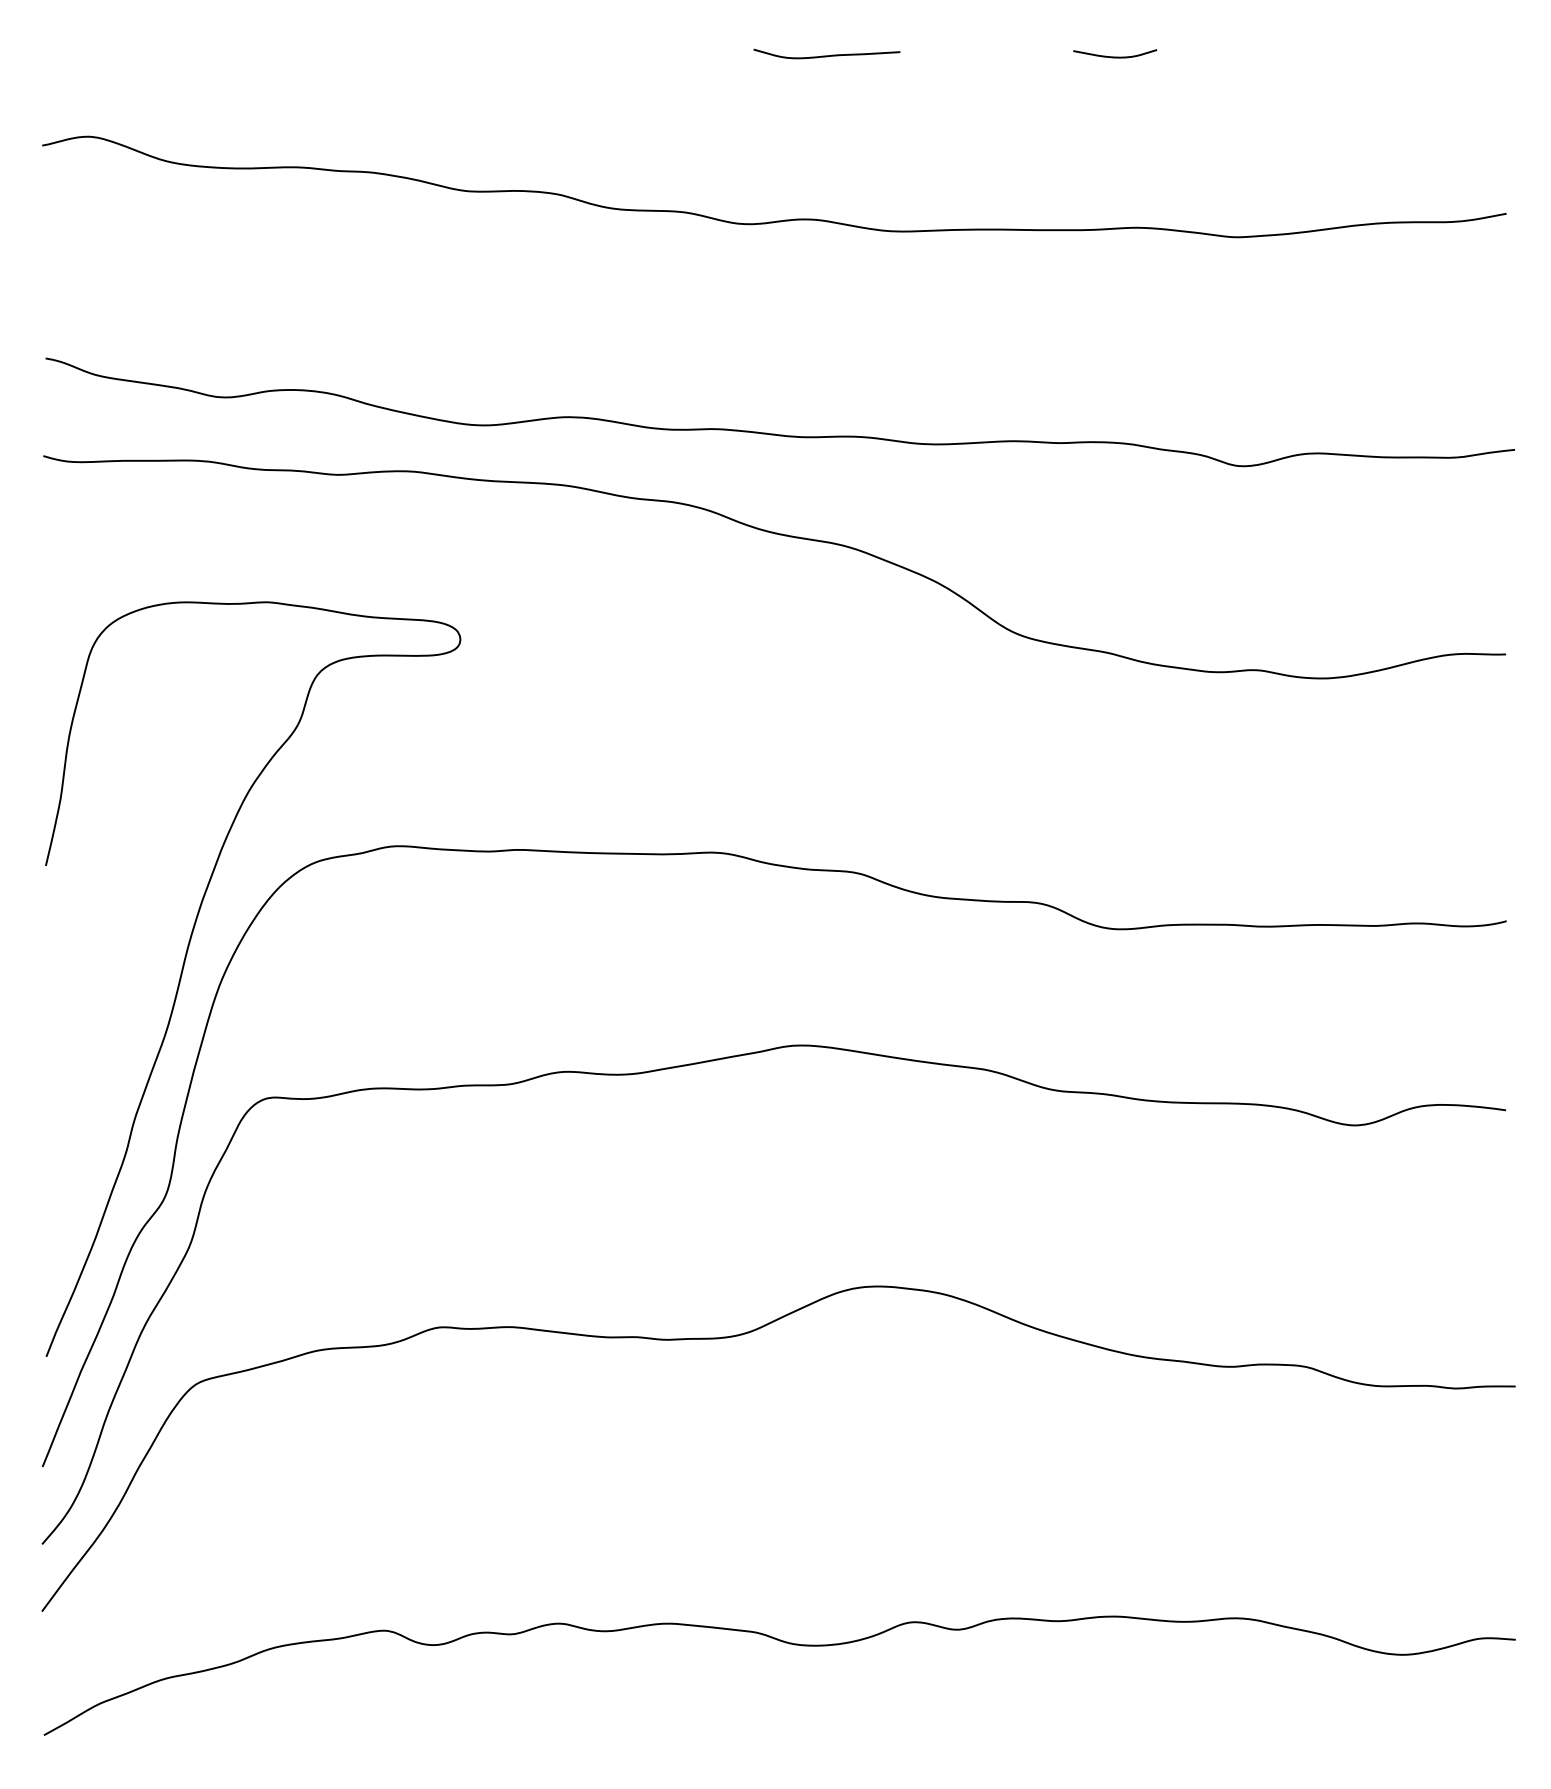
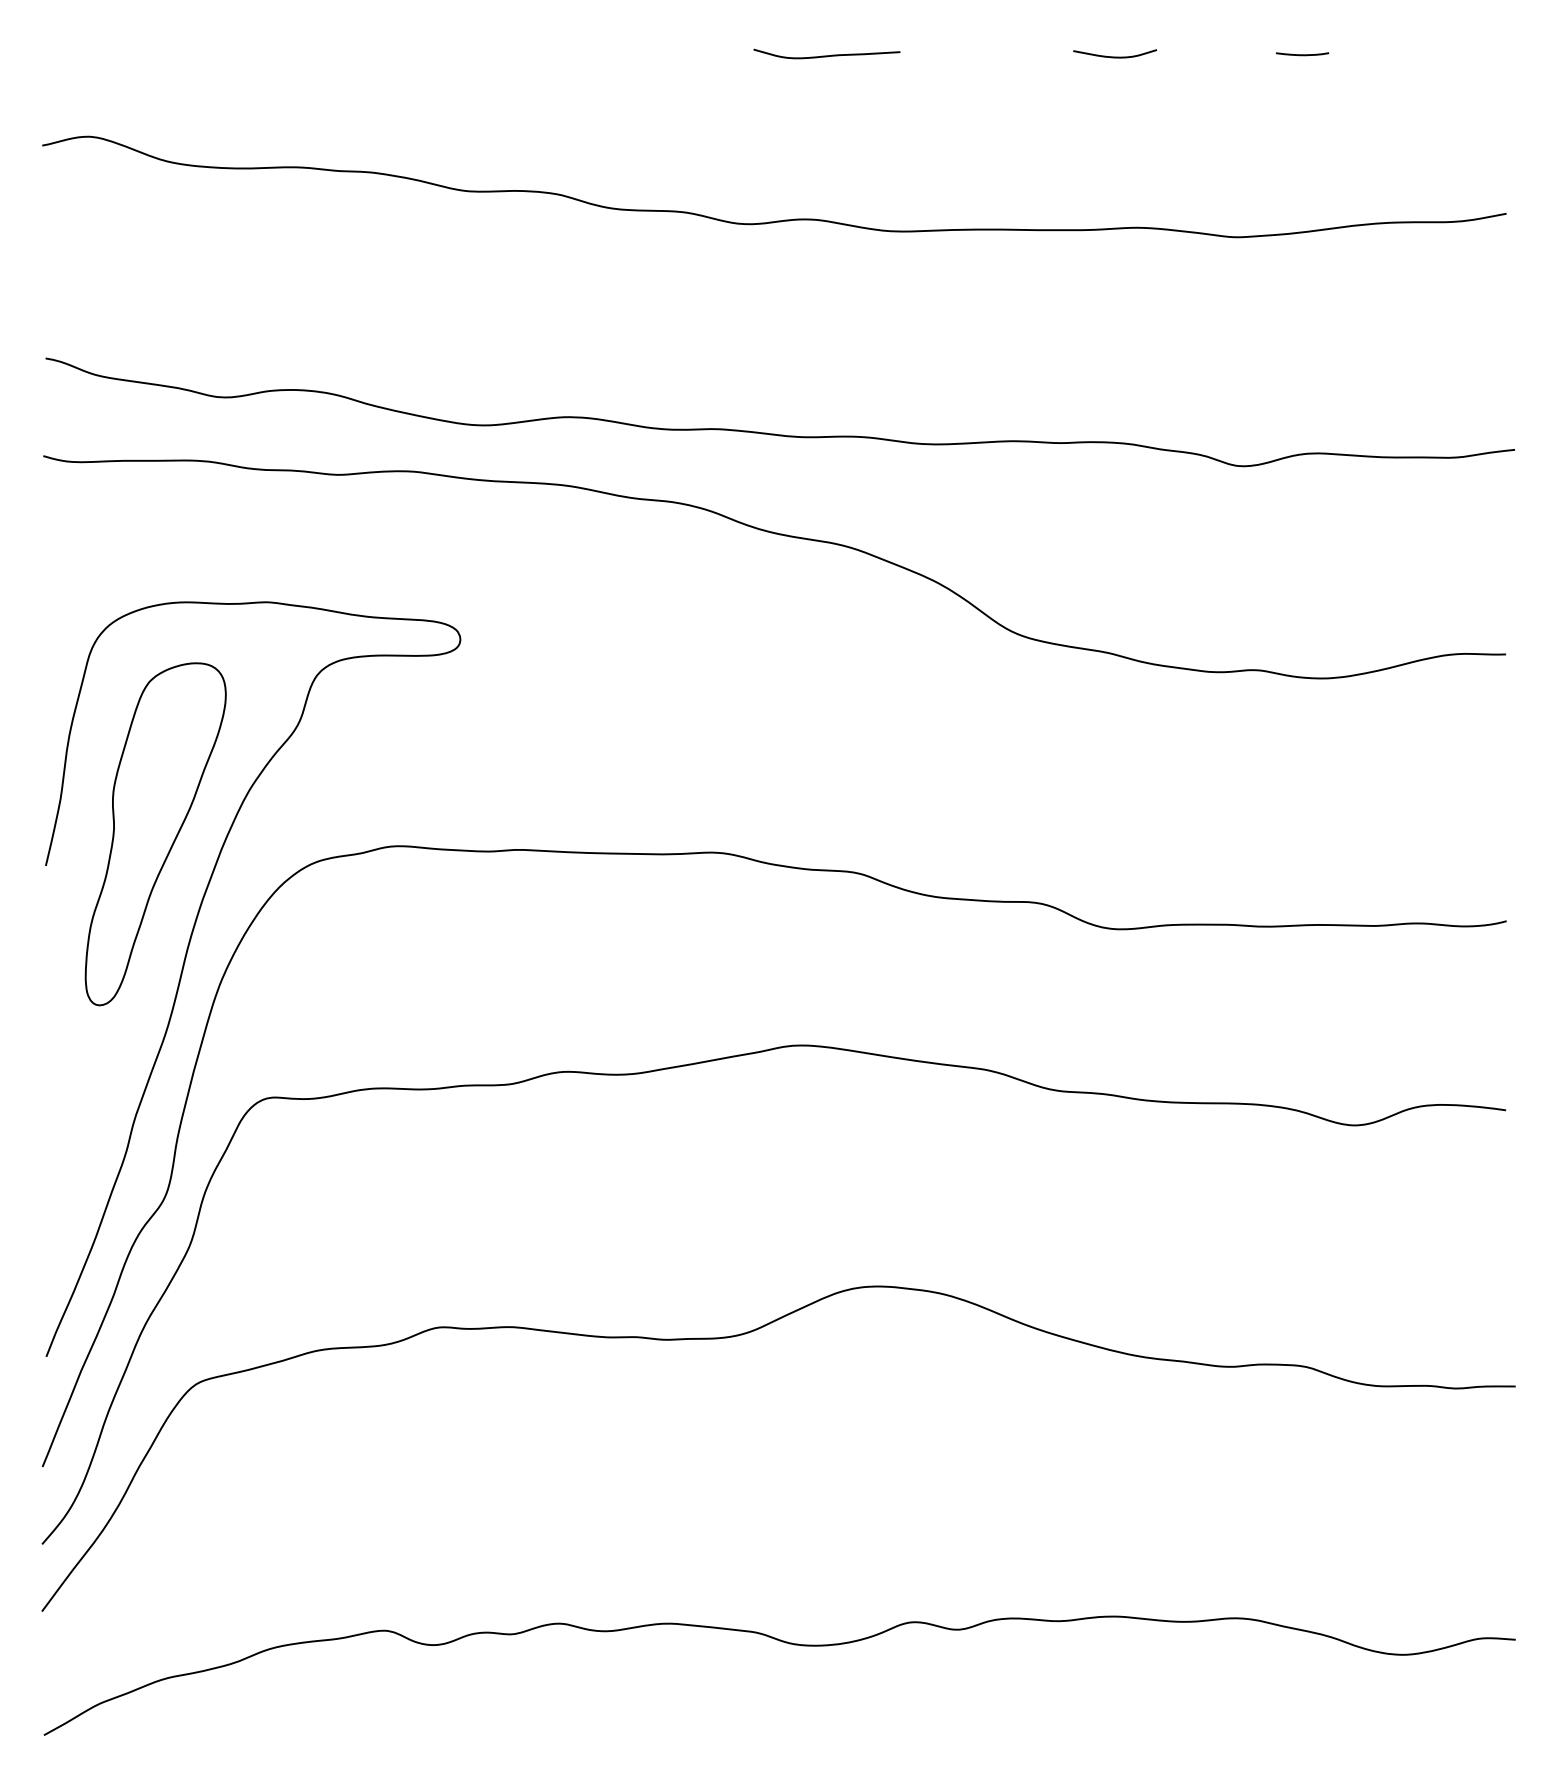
curve: none -> present (1302, 54)
part: none -> present (155, 834)
